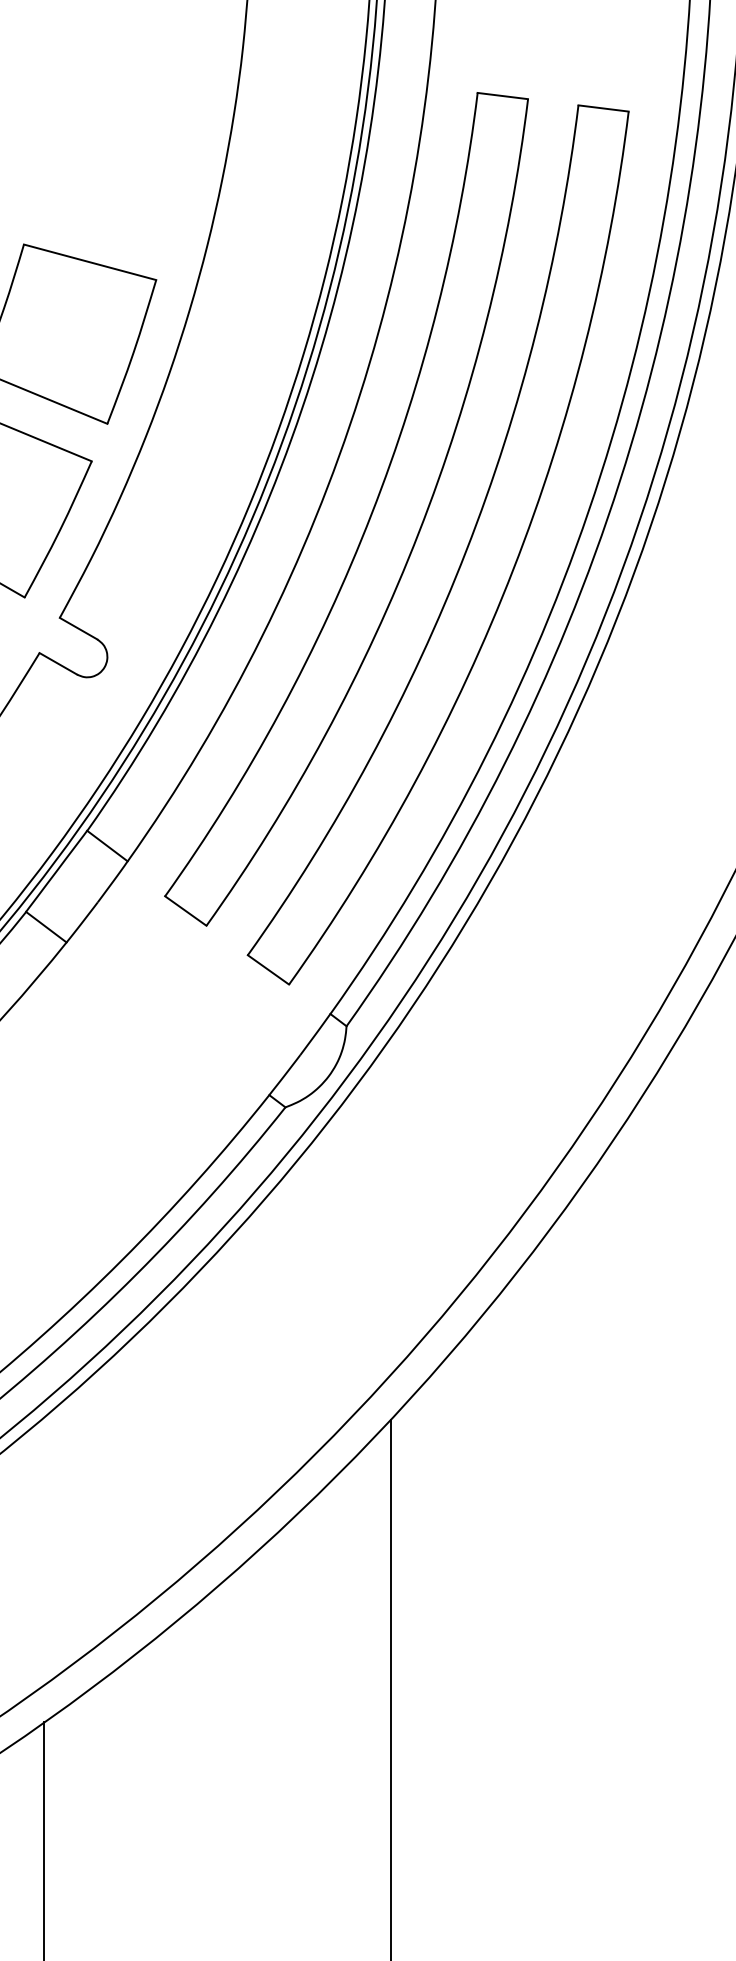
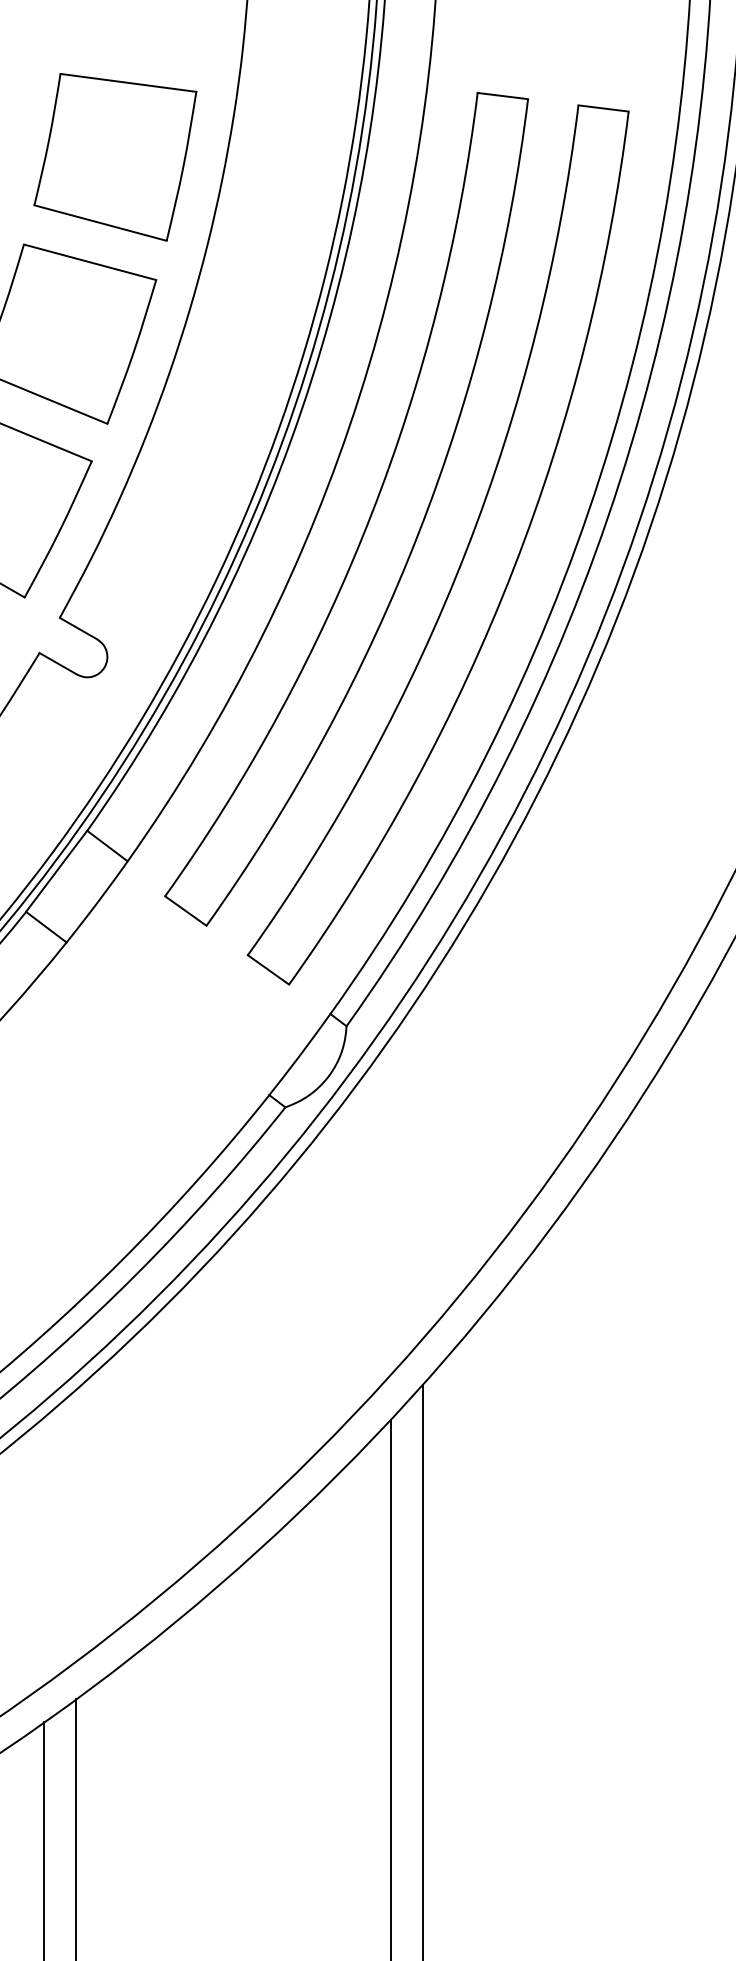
part: none -> present (115, 157)
line: none -> present (422, 1671)
line: none -> present (76, 1828)
